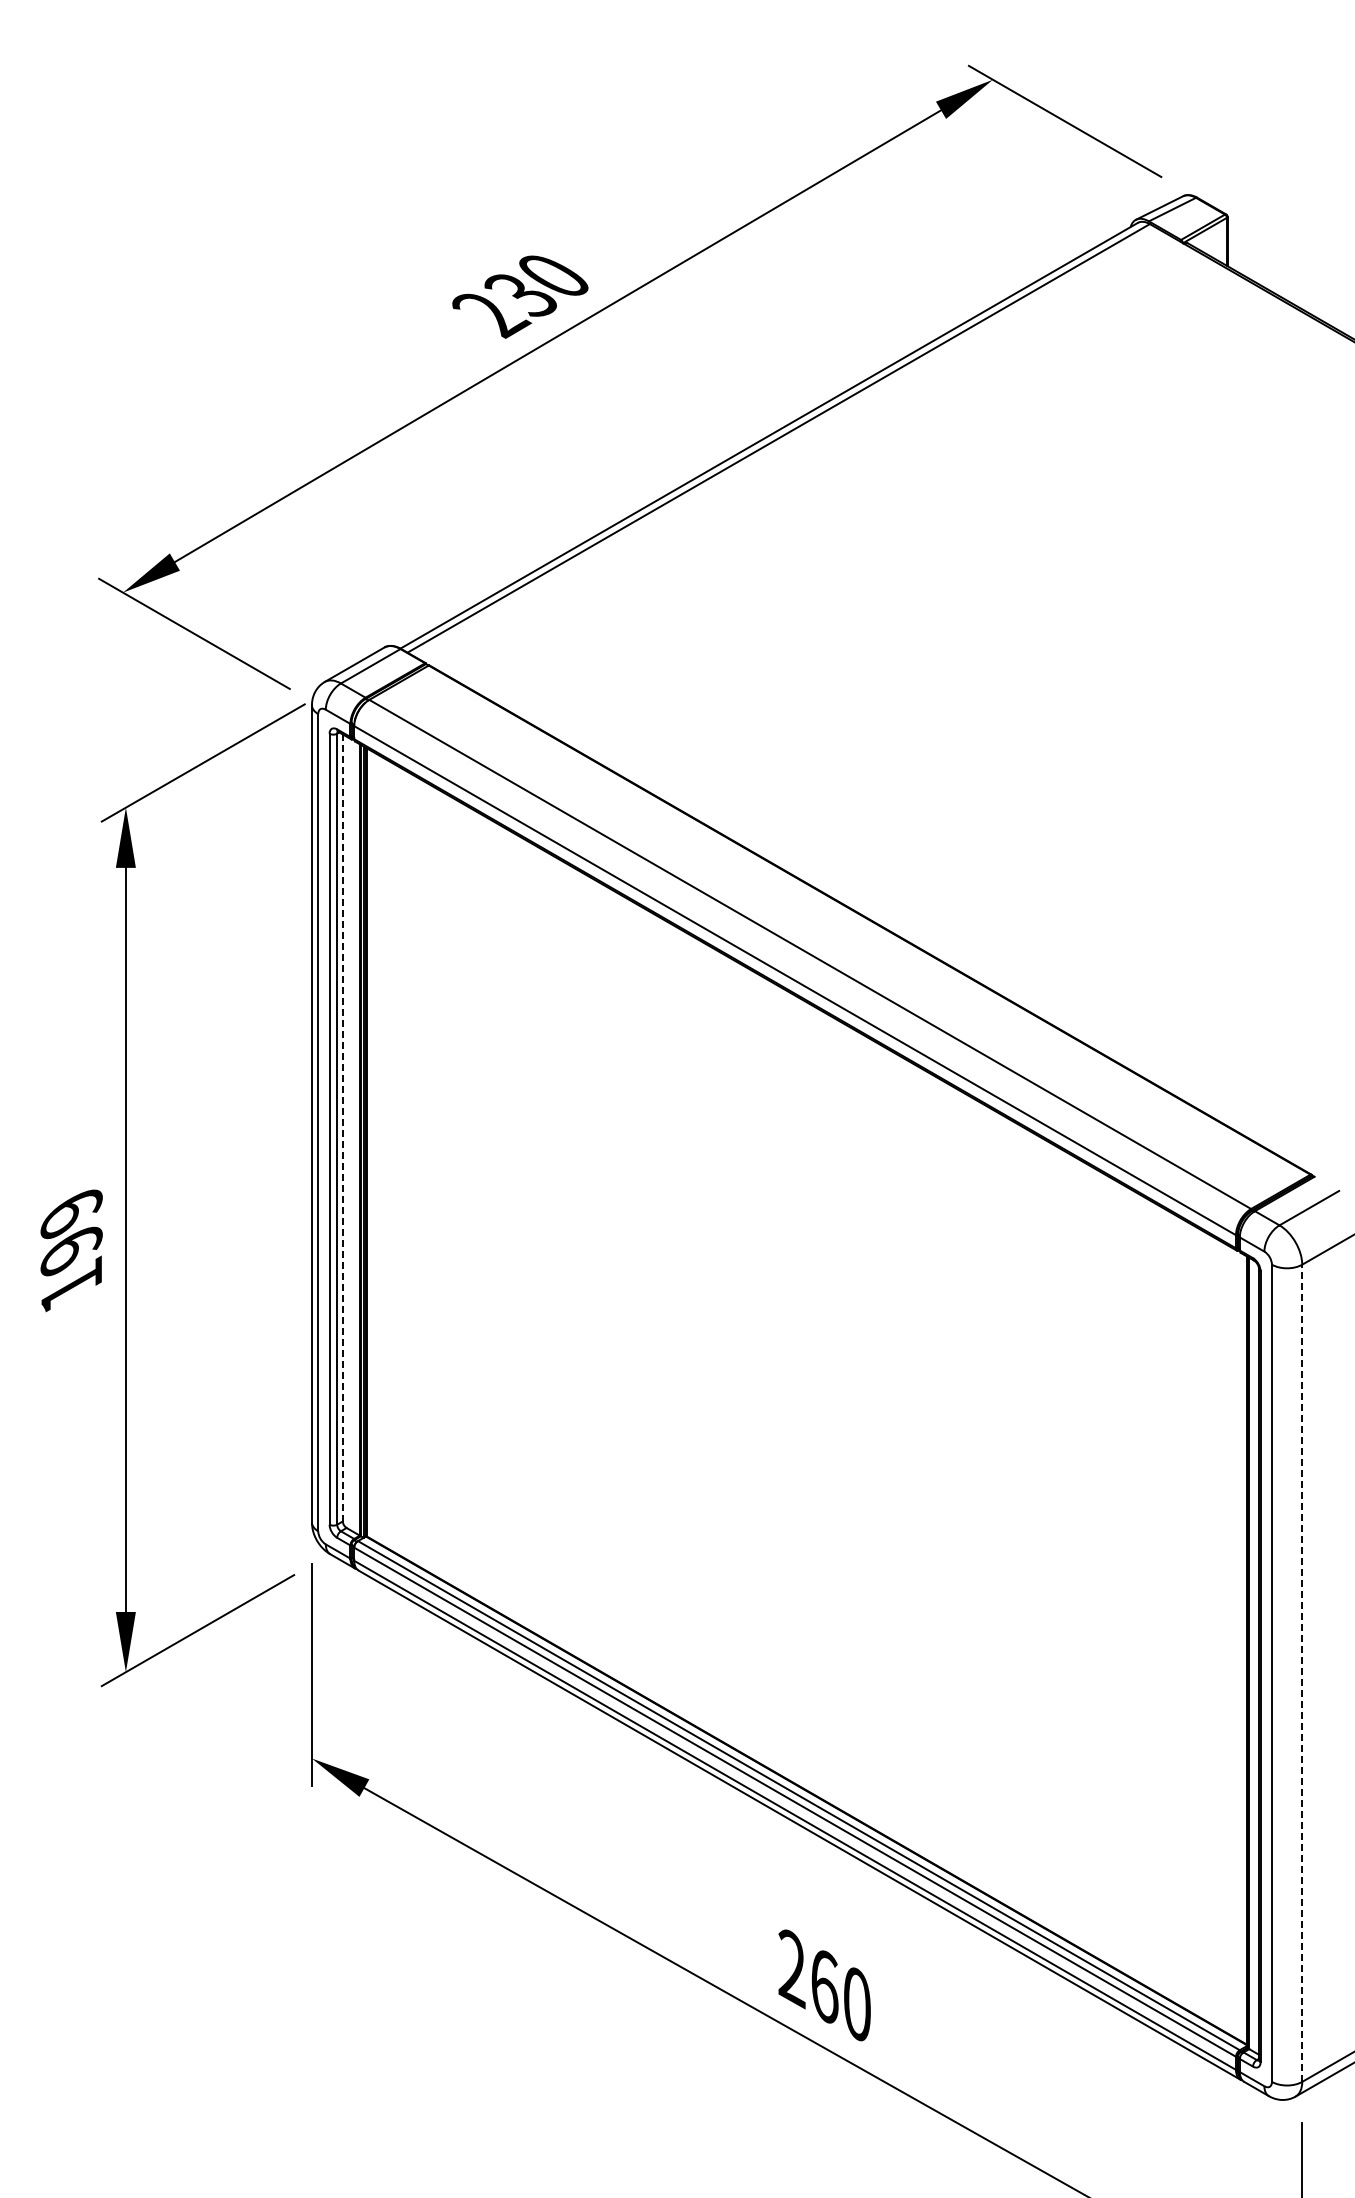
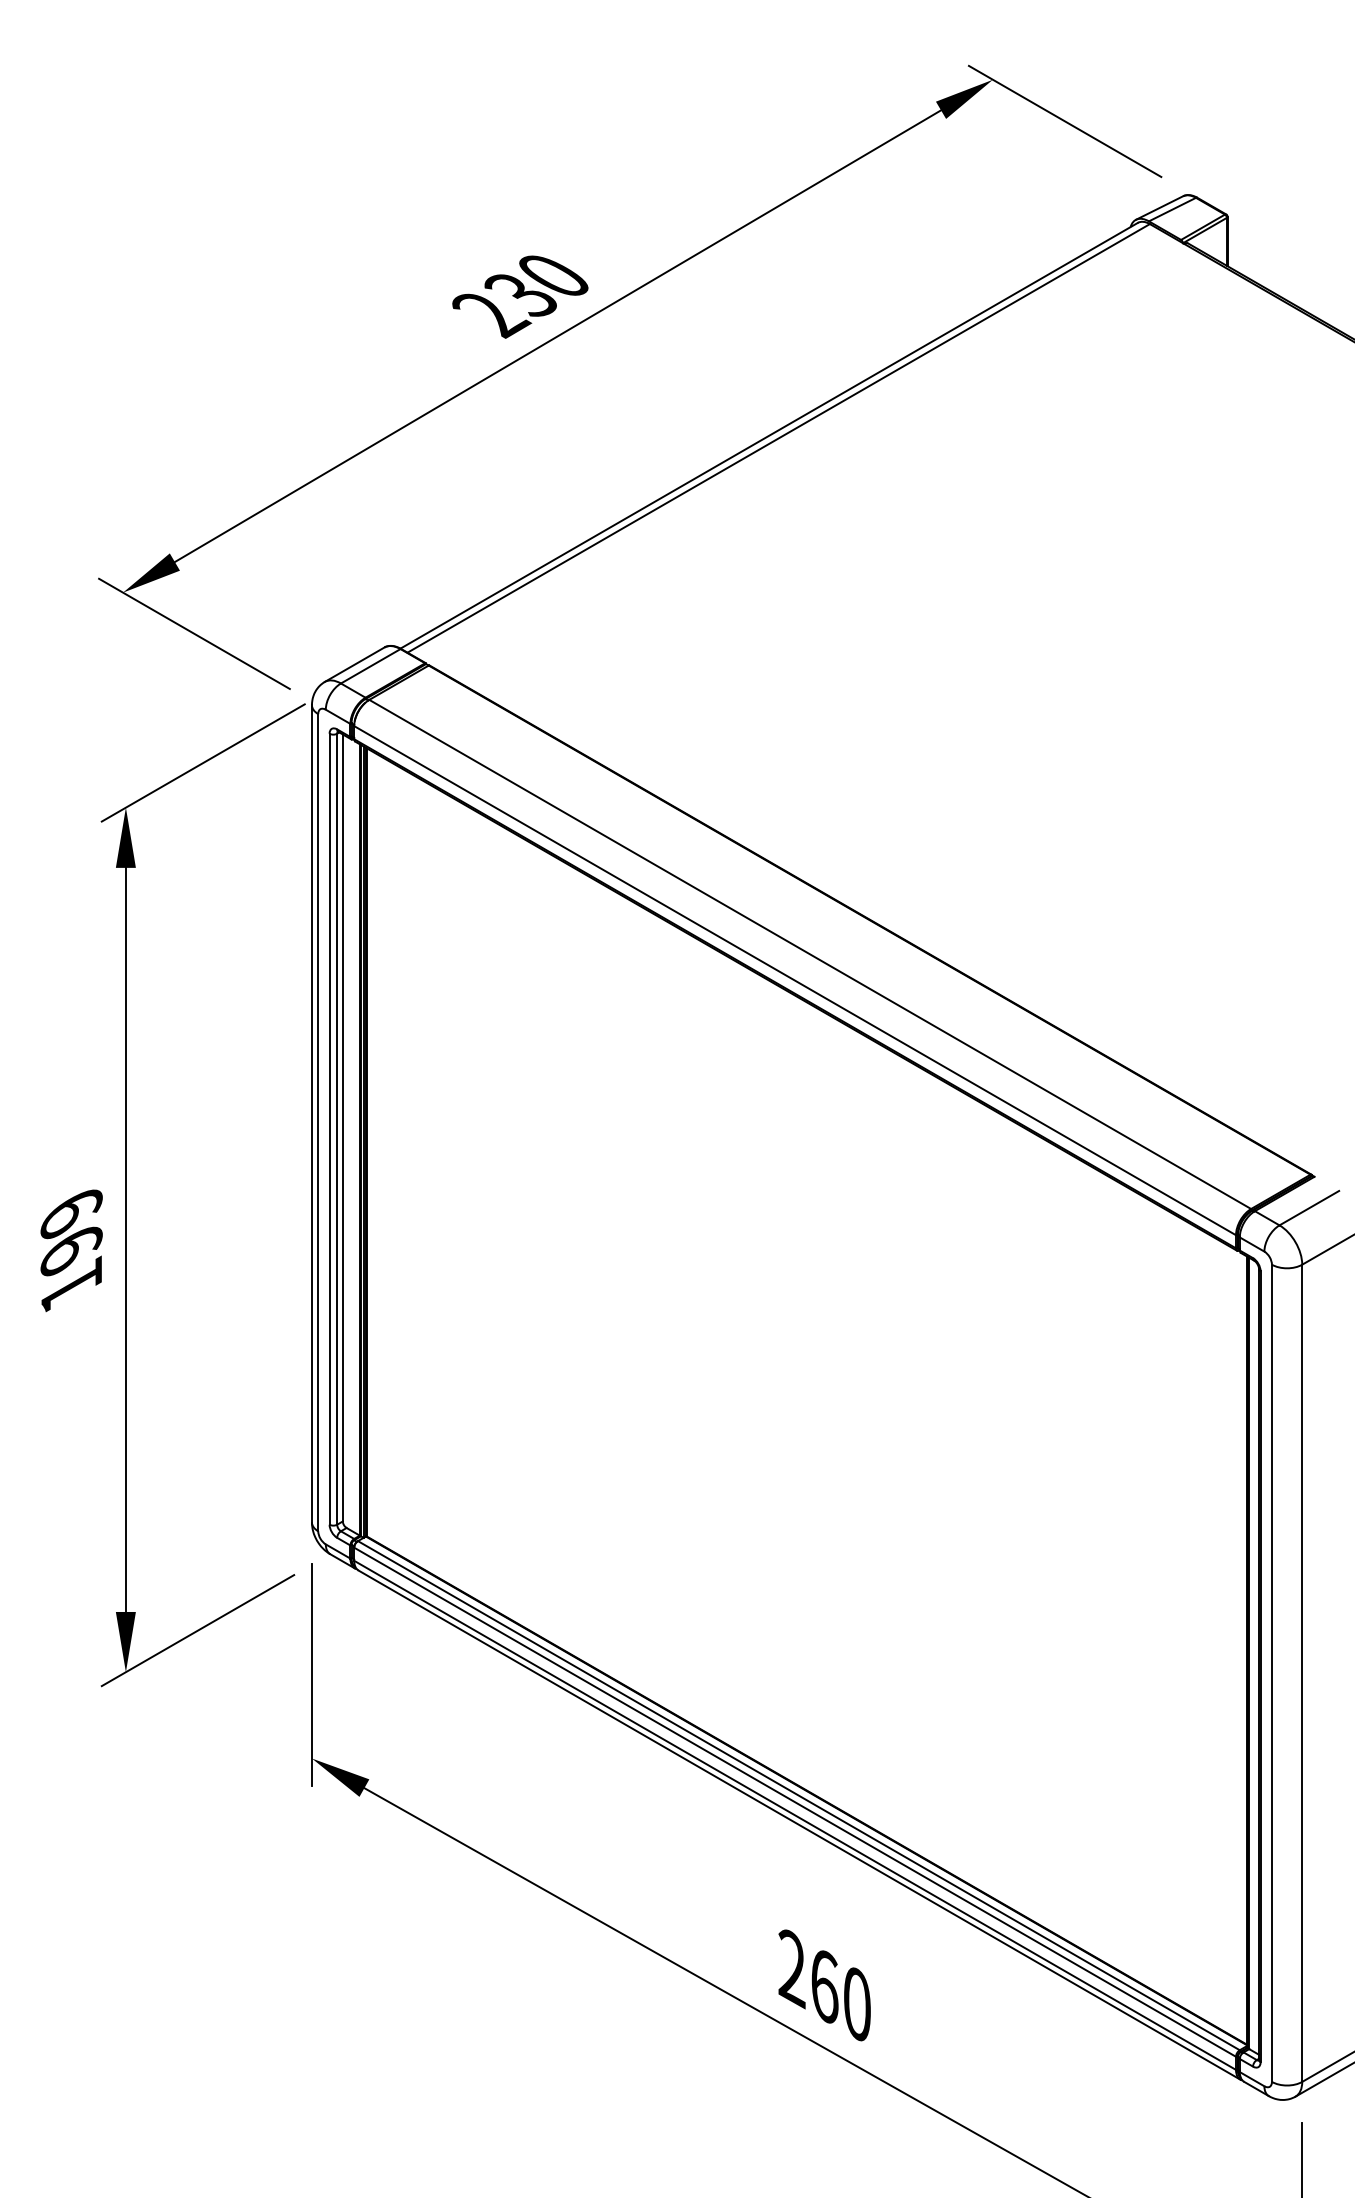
line: dashed -> solid (342, 1128)
line: dashed -> solid (1302, 1673)
